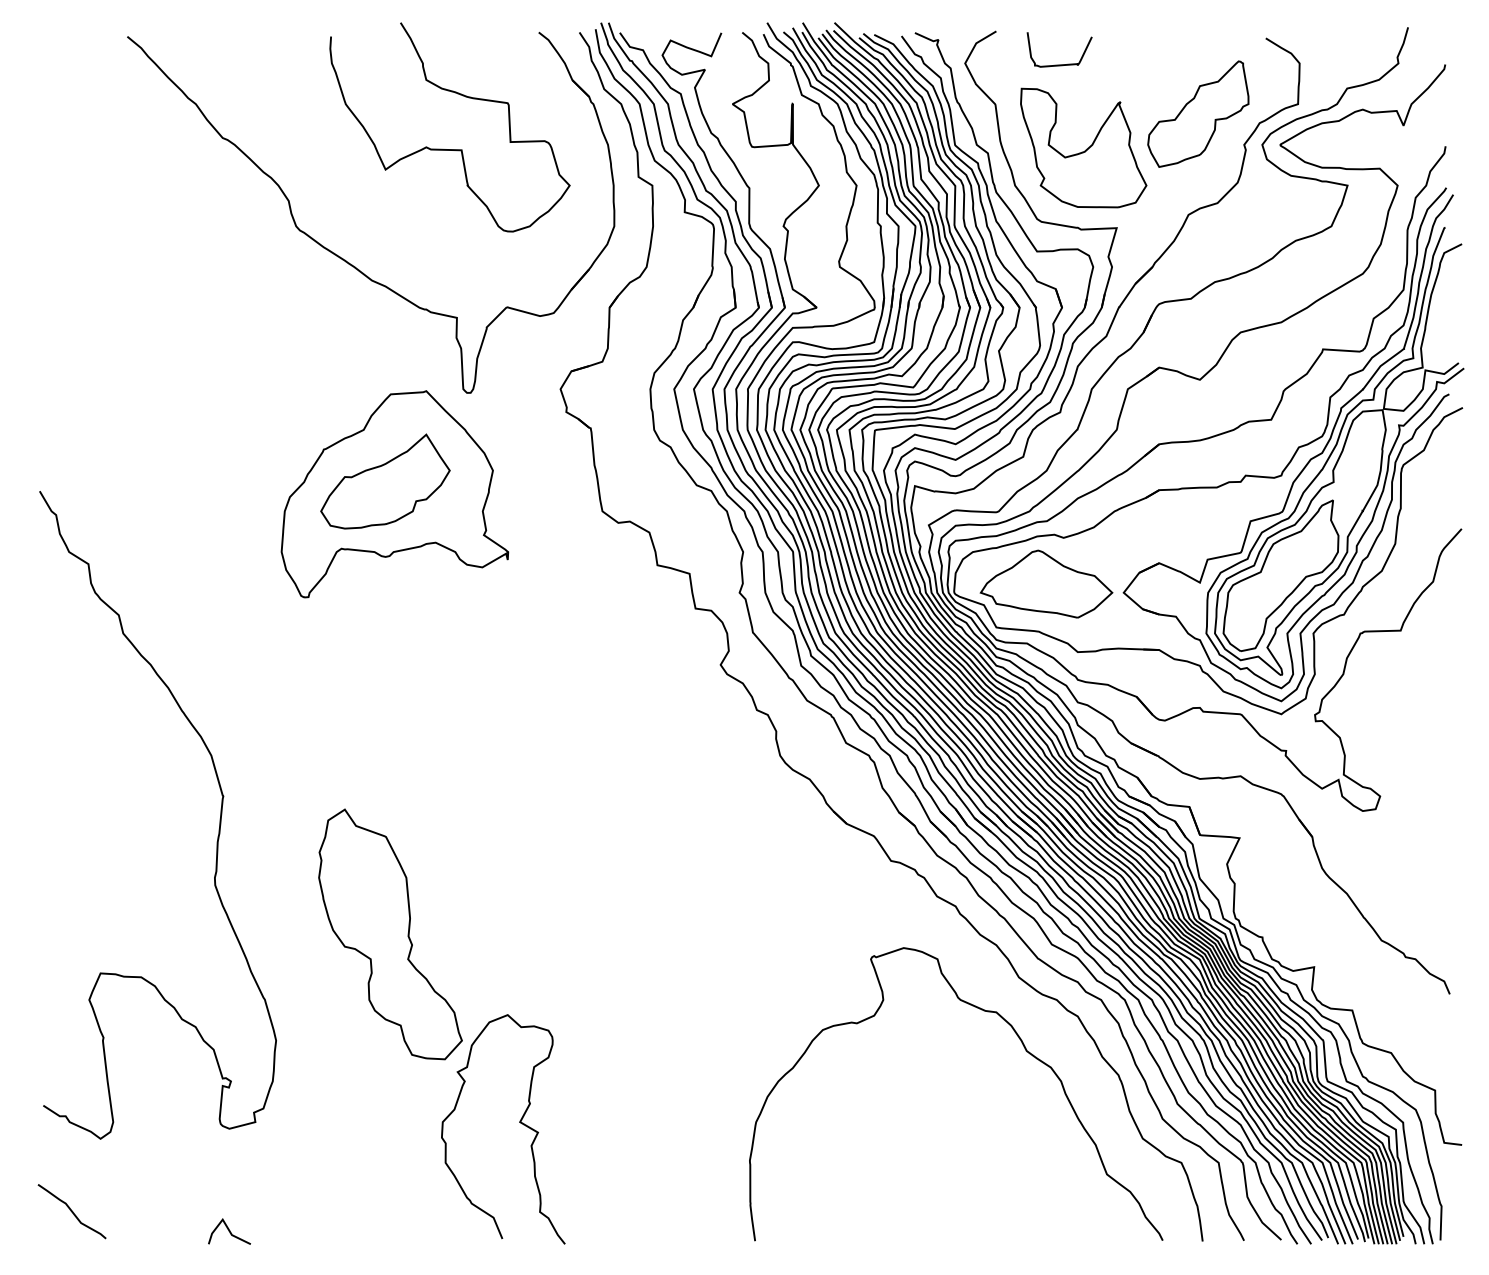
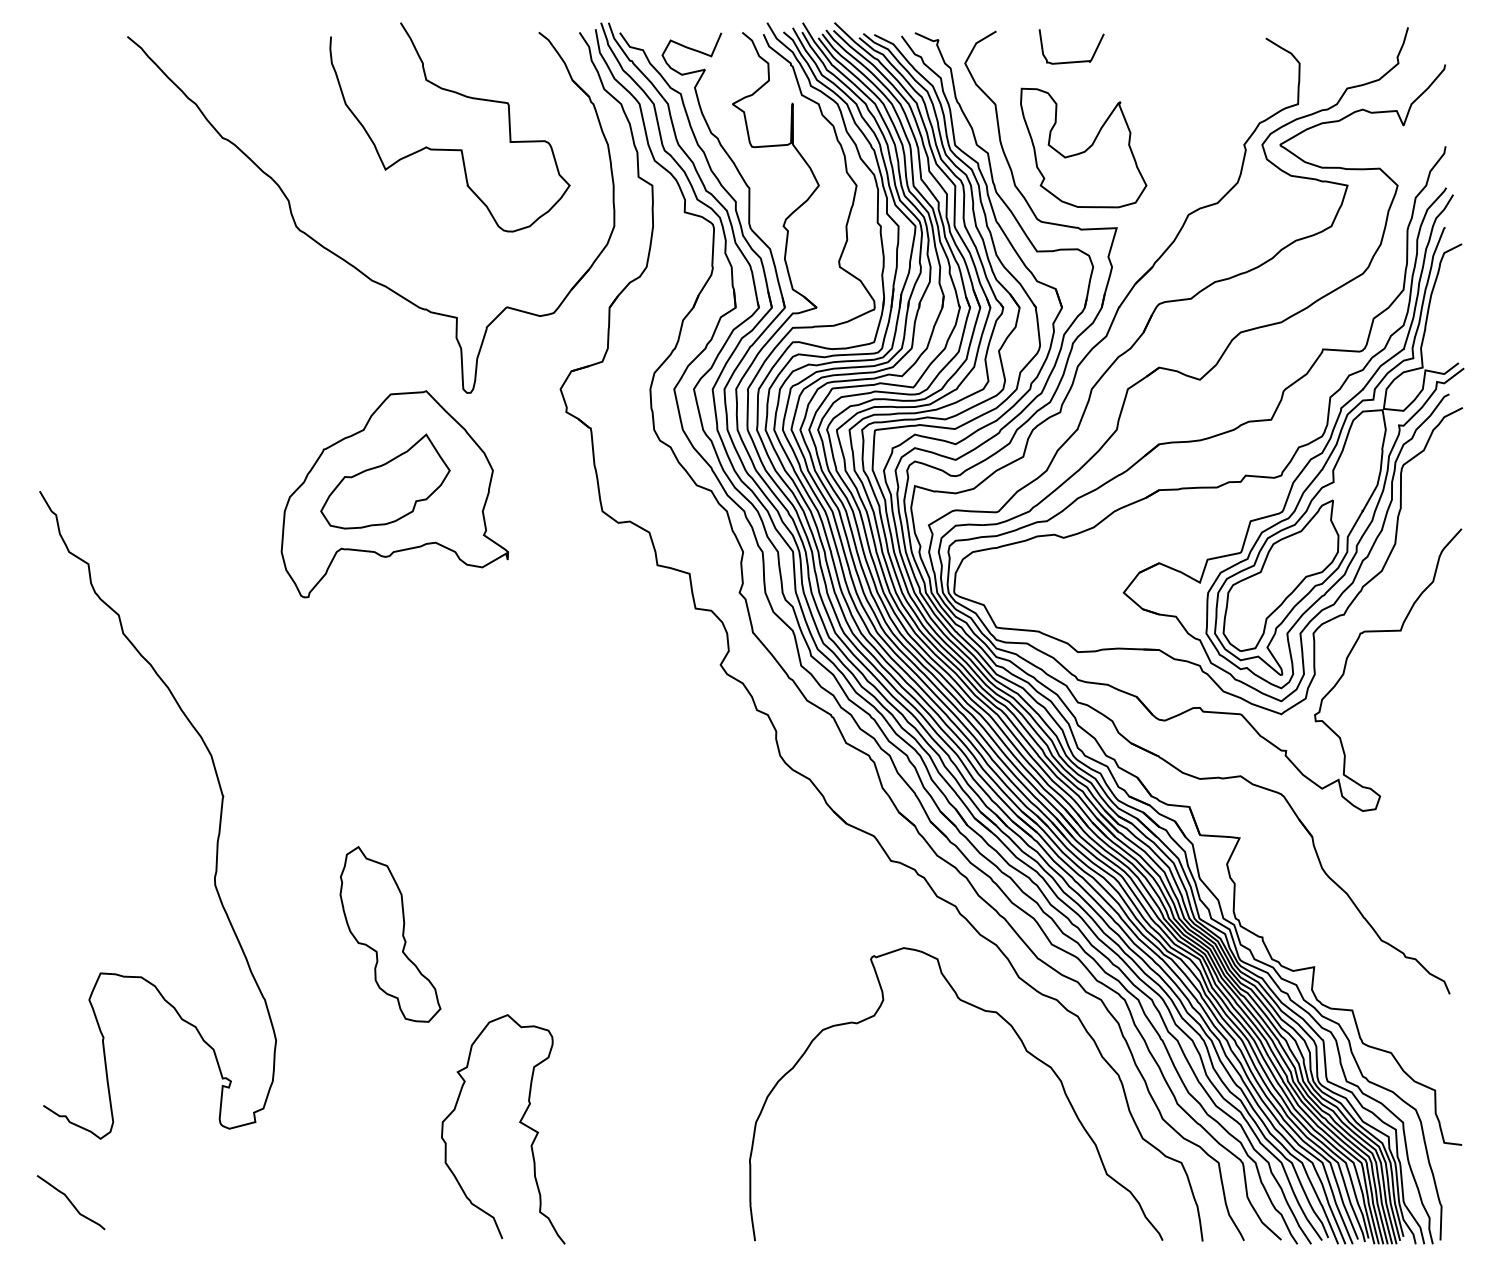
curve position: (1059, 64) -> (1071, 61) (1071, 61)
part: present -> none (1198, 113)
part: present -> none (1046, 583)
part size: 145x253 px -> 103x177 px (390, 934)
curve position: (71, 1211) -> (70, 1202) (70, 1202)
line: present -> none (229, 1231)
